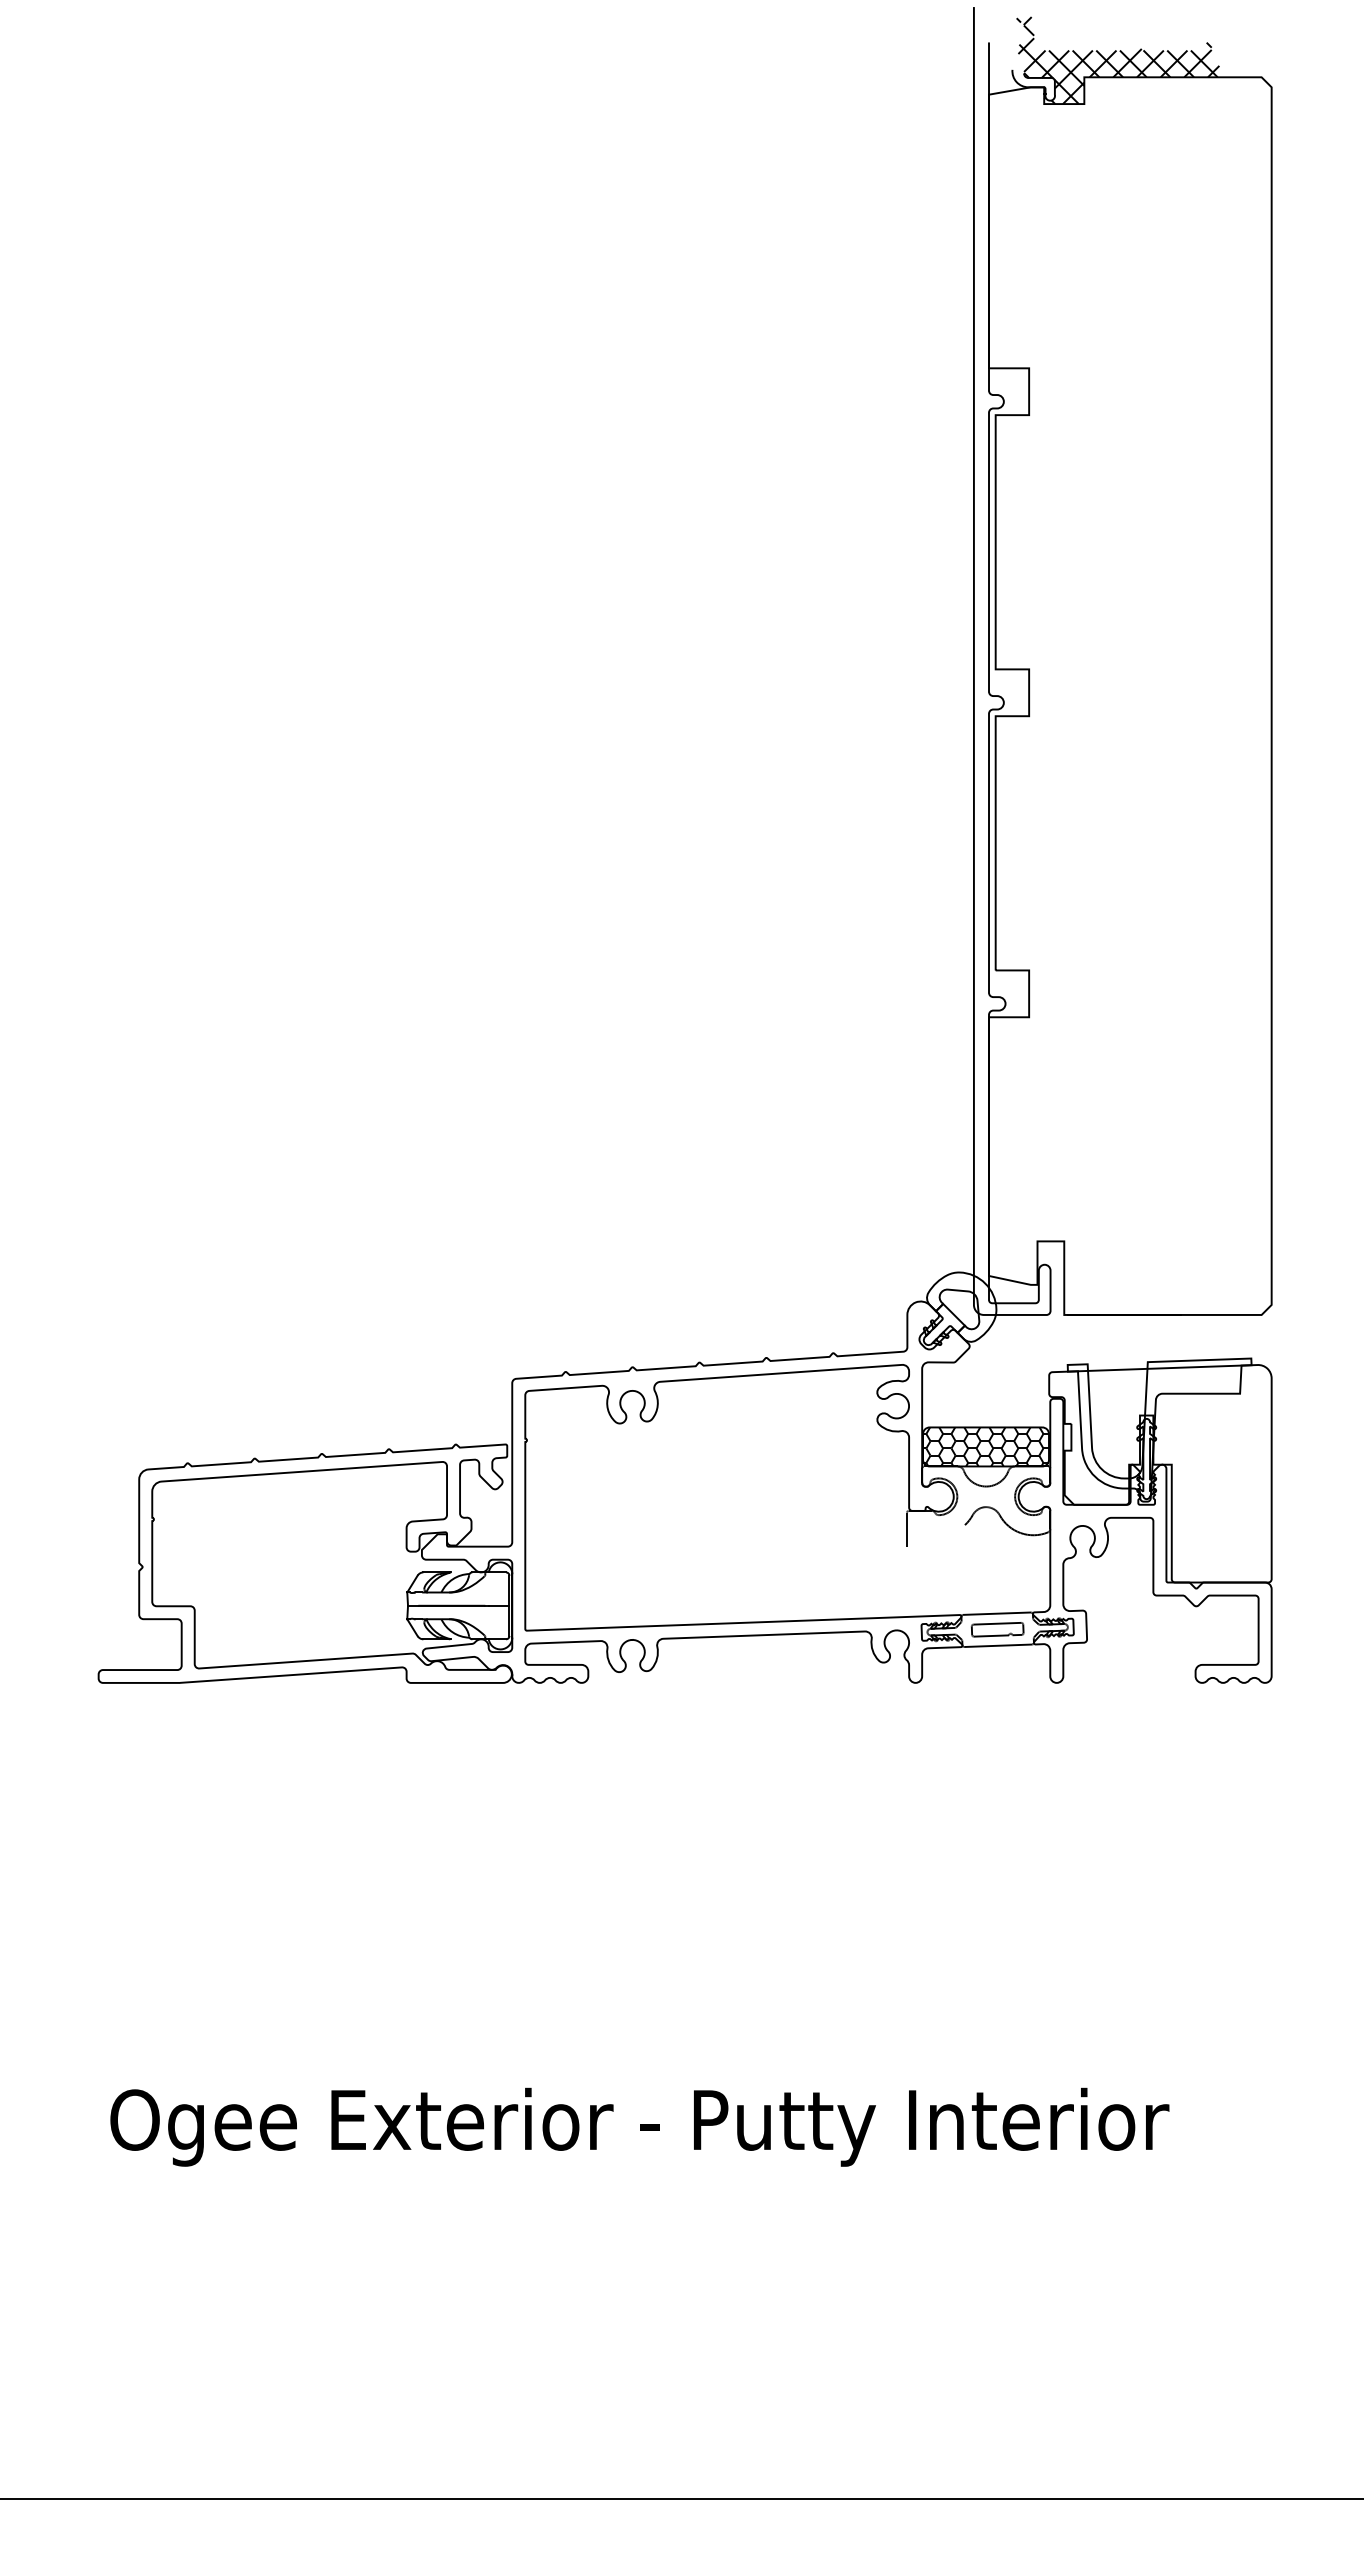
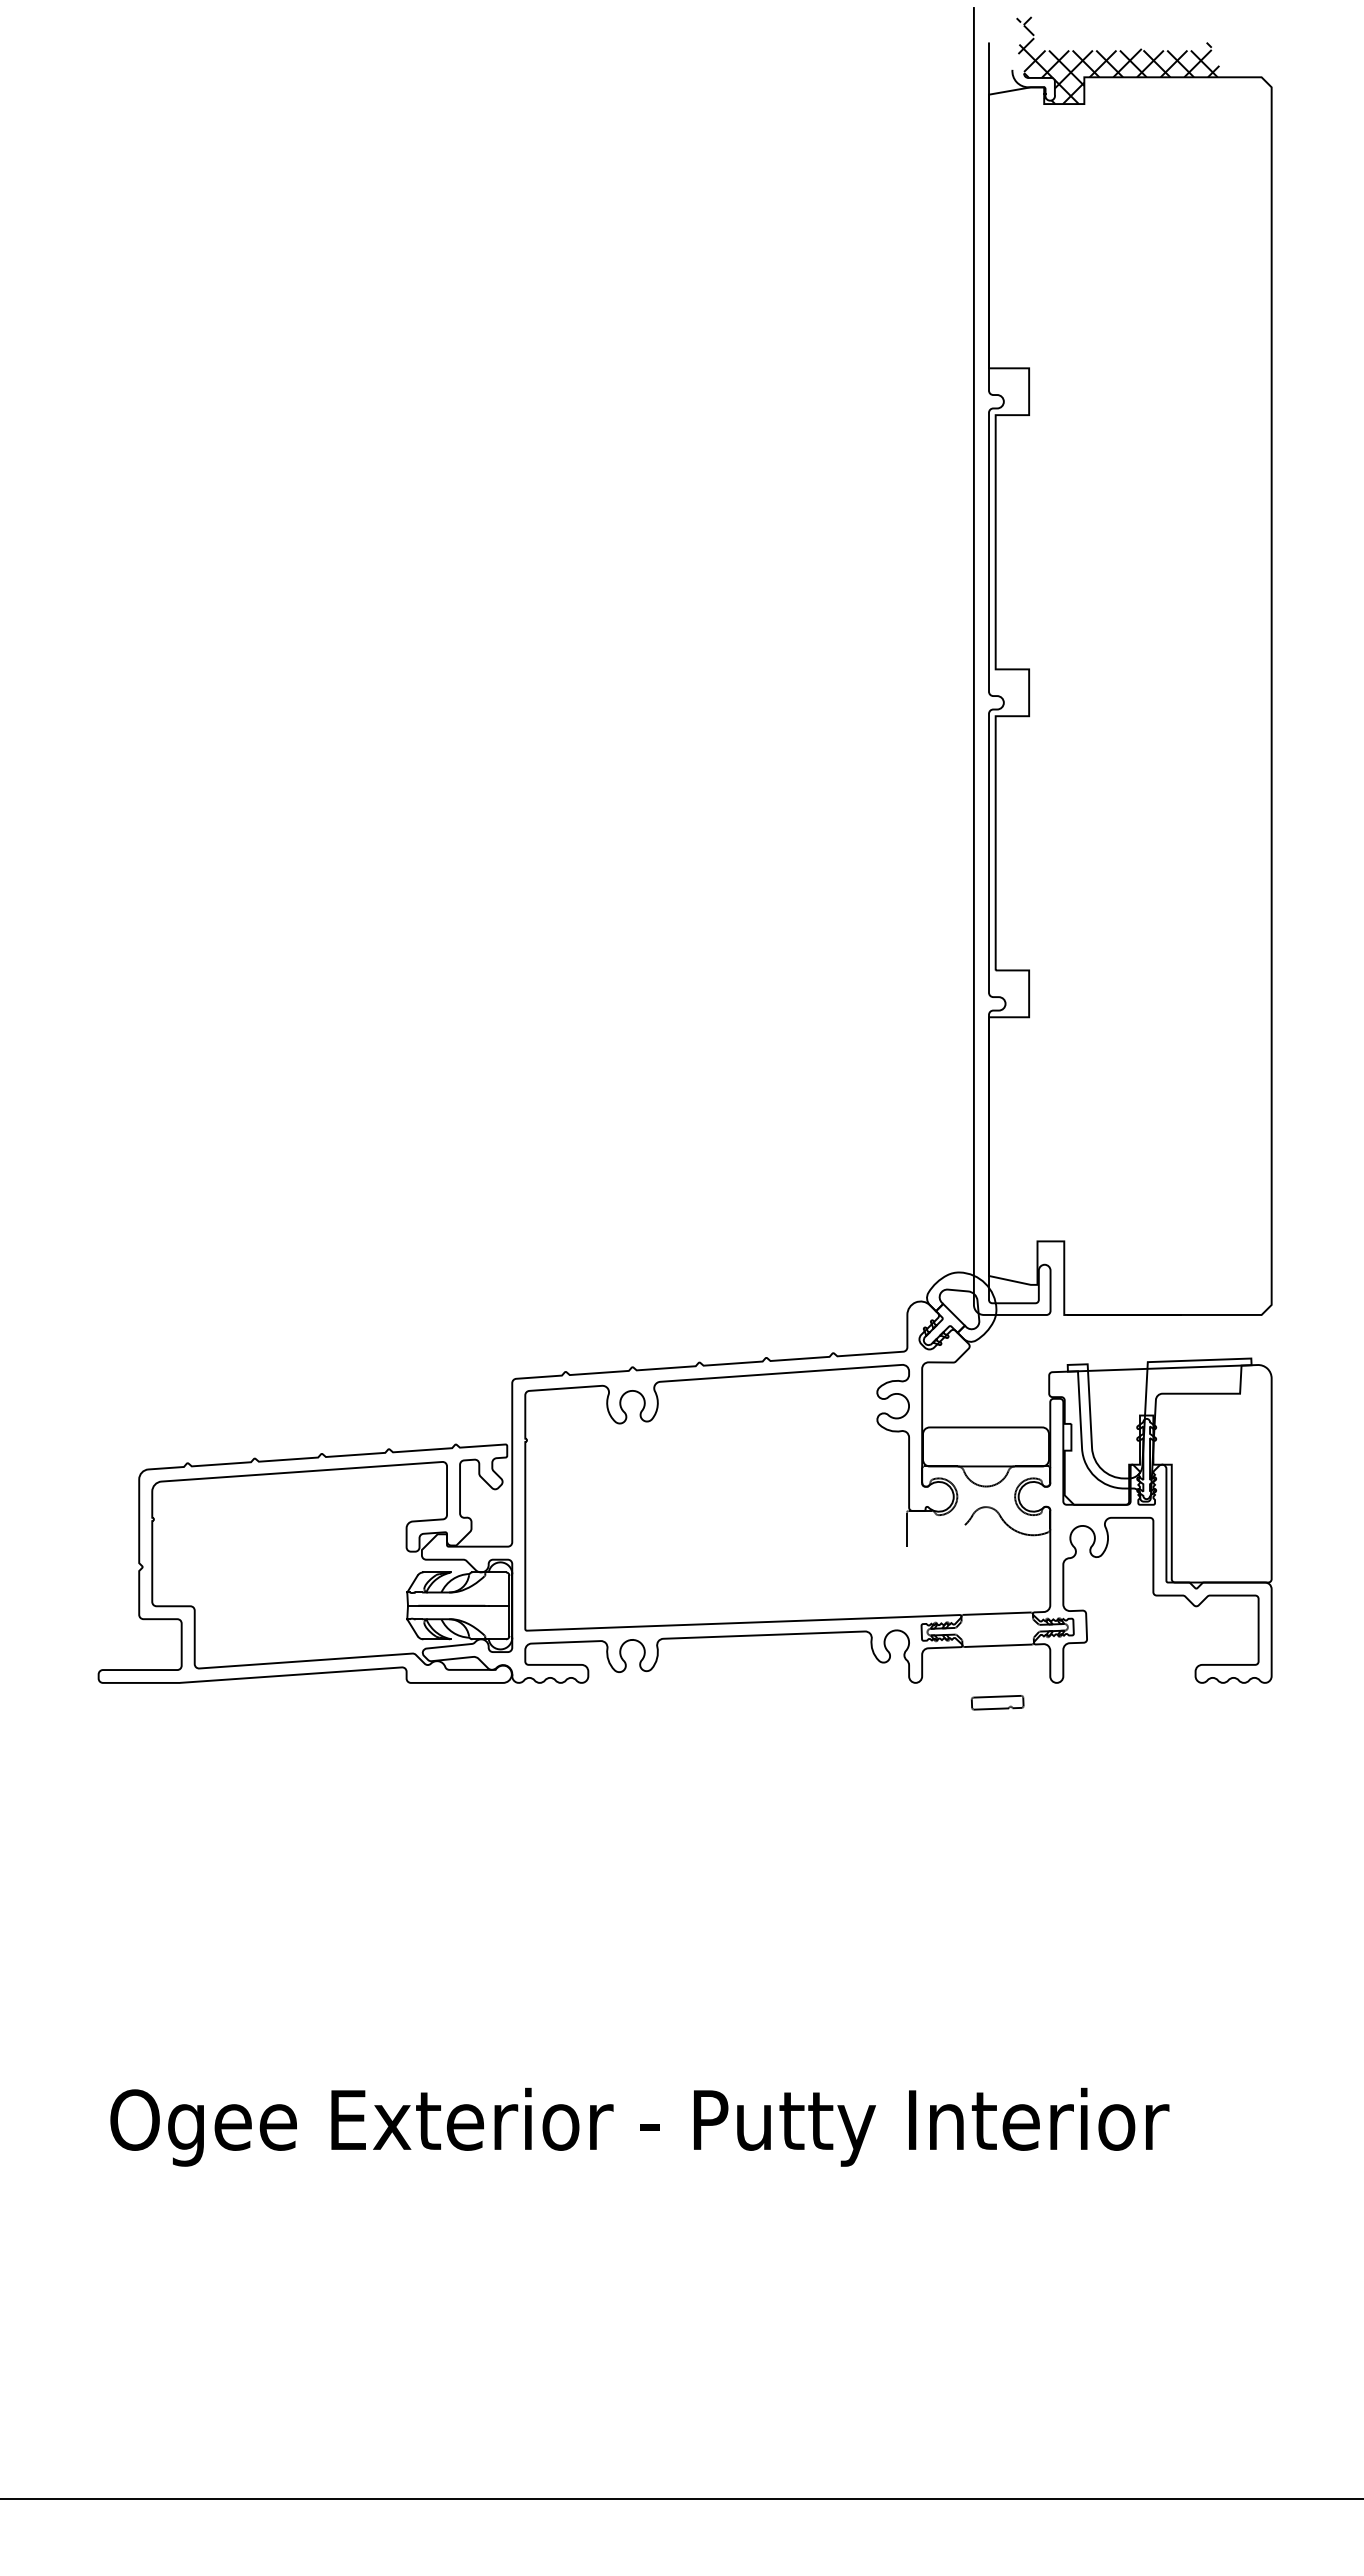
hatch: present -> none (986, 1446)
part position: (997, 1629) -> (997, 1702) (997, 1702)
